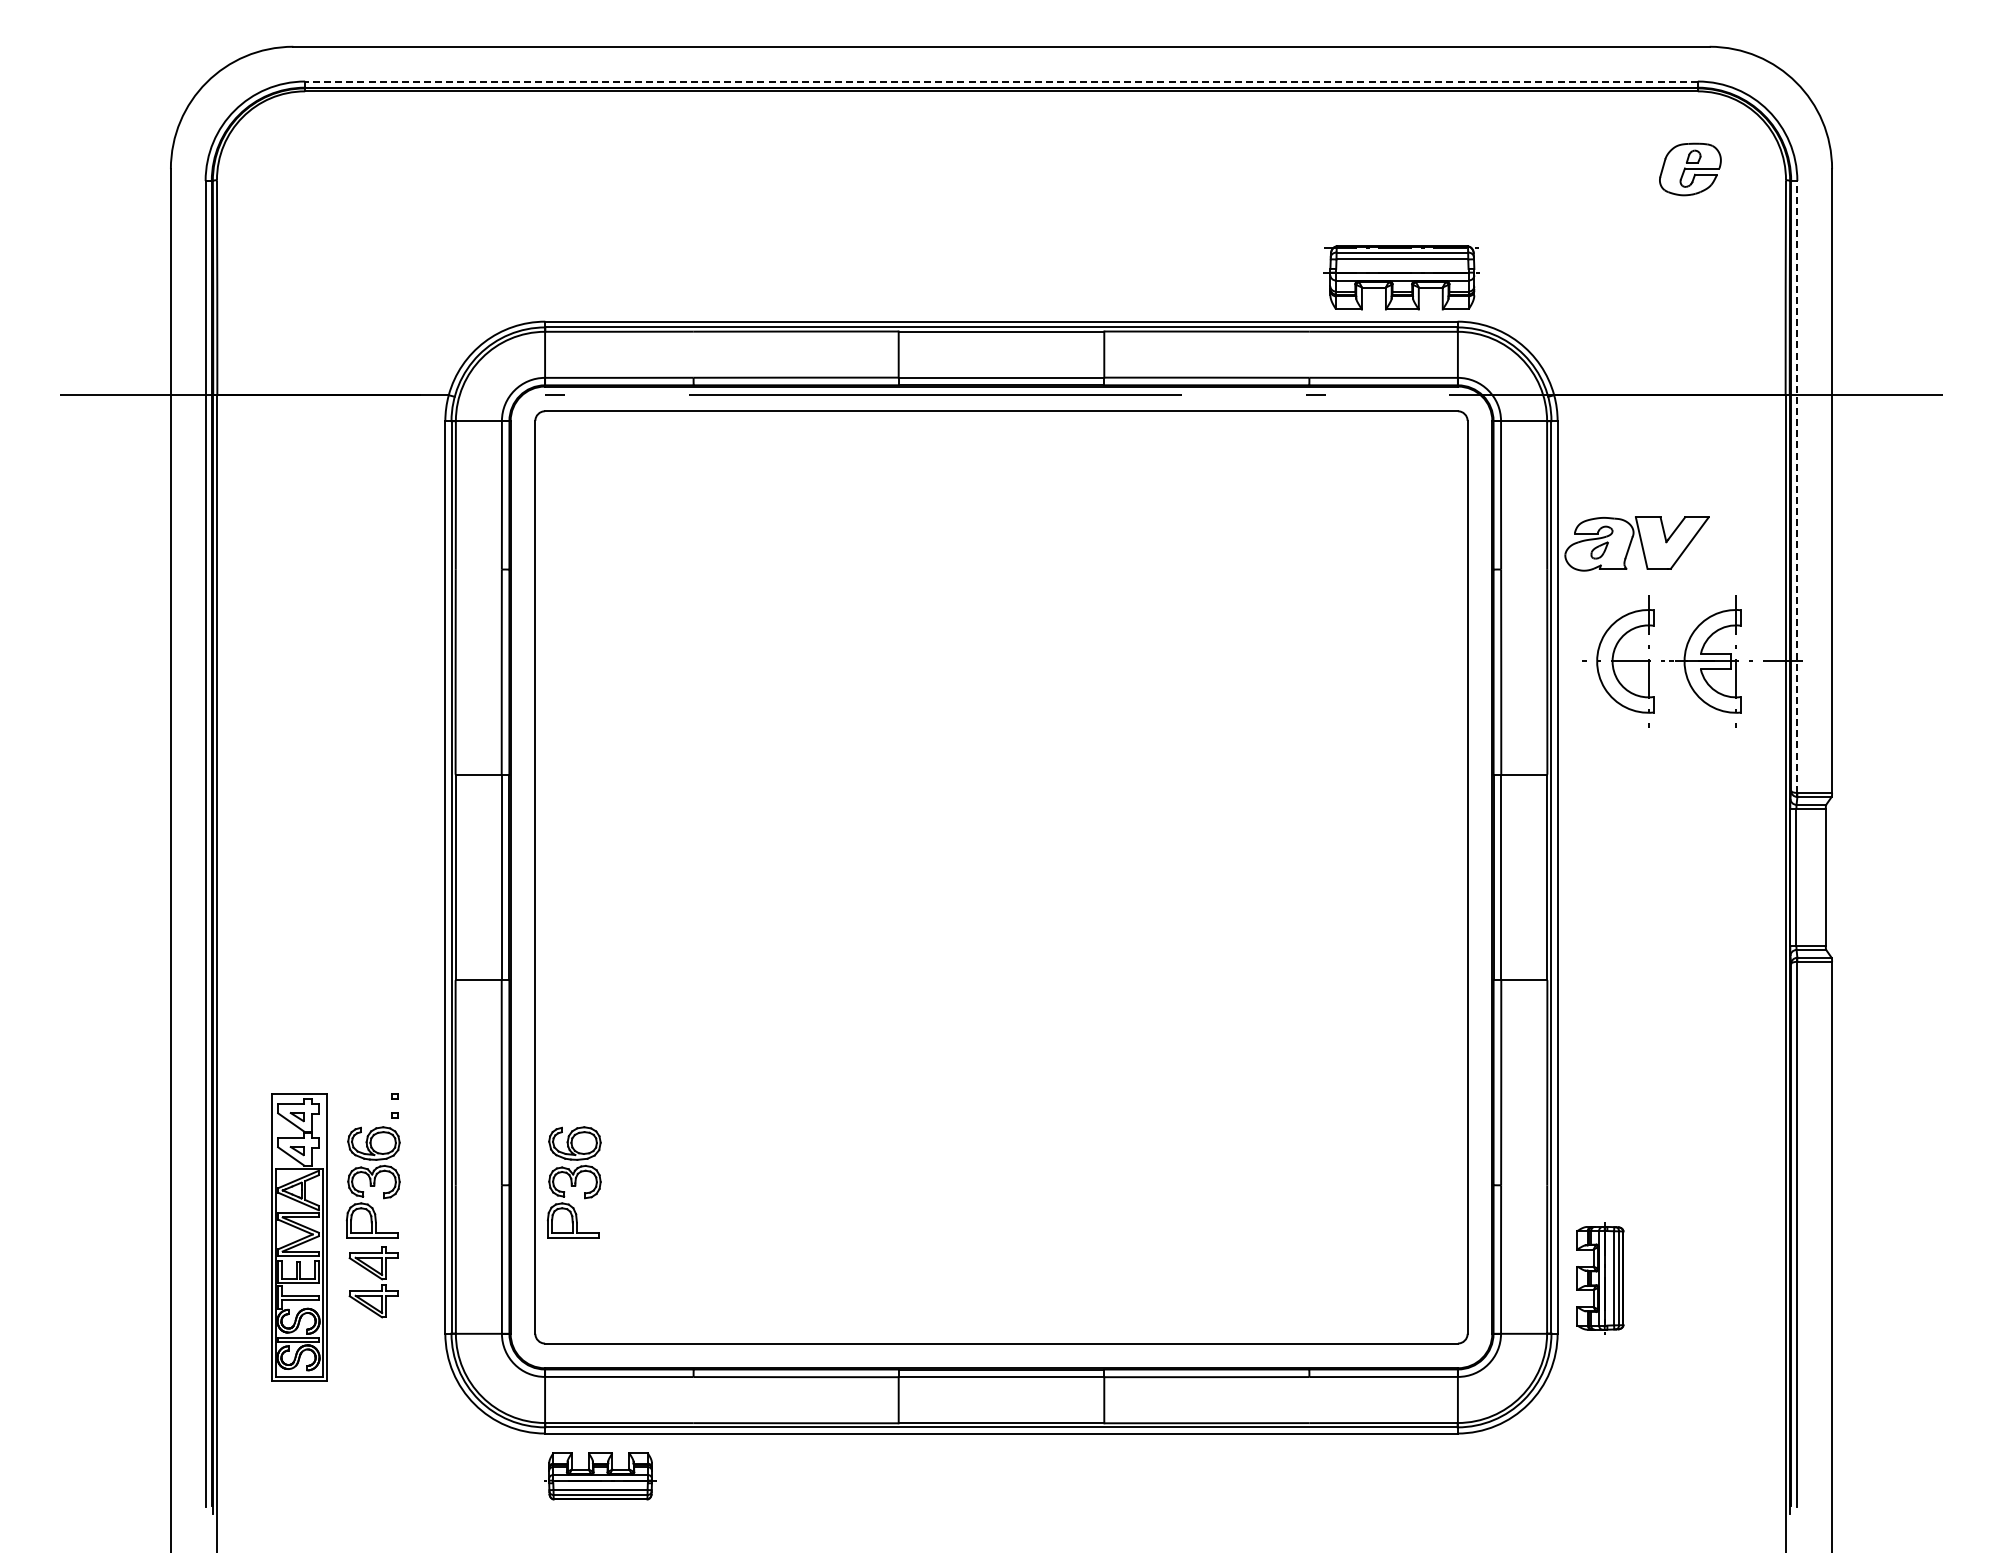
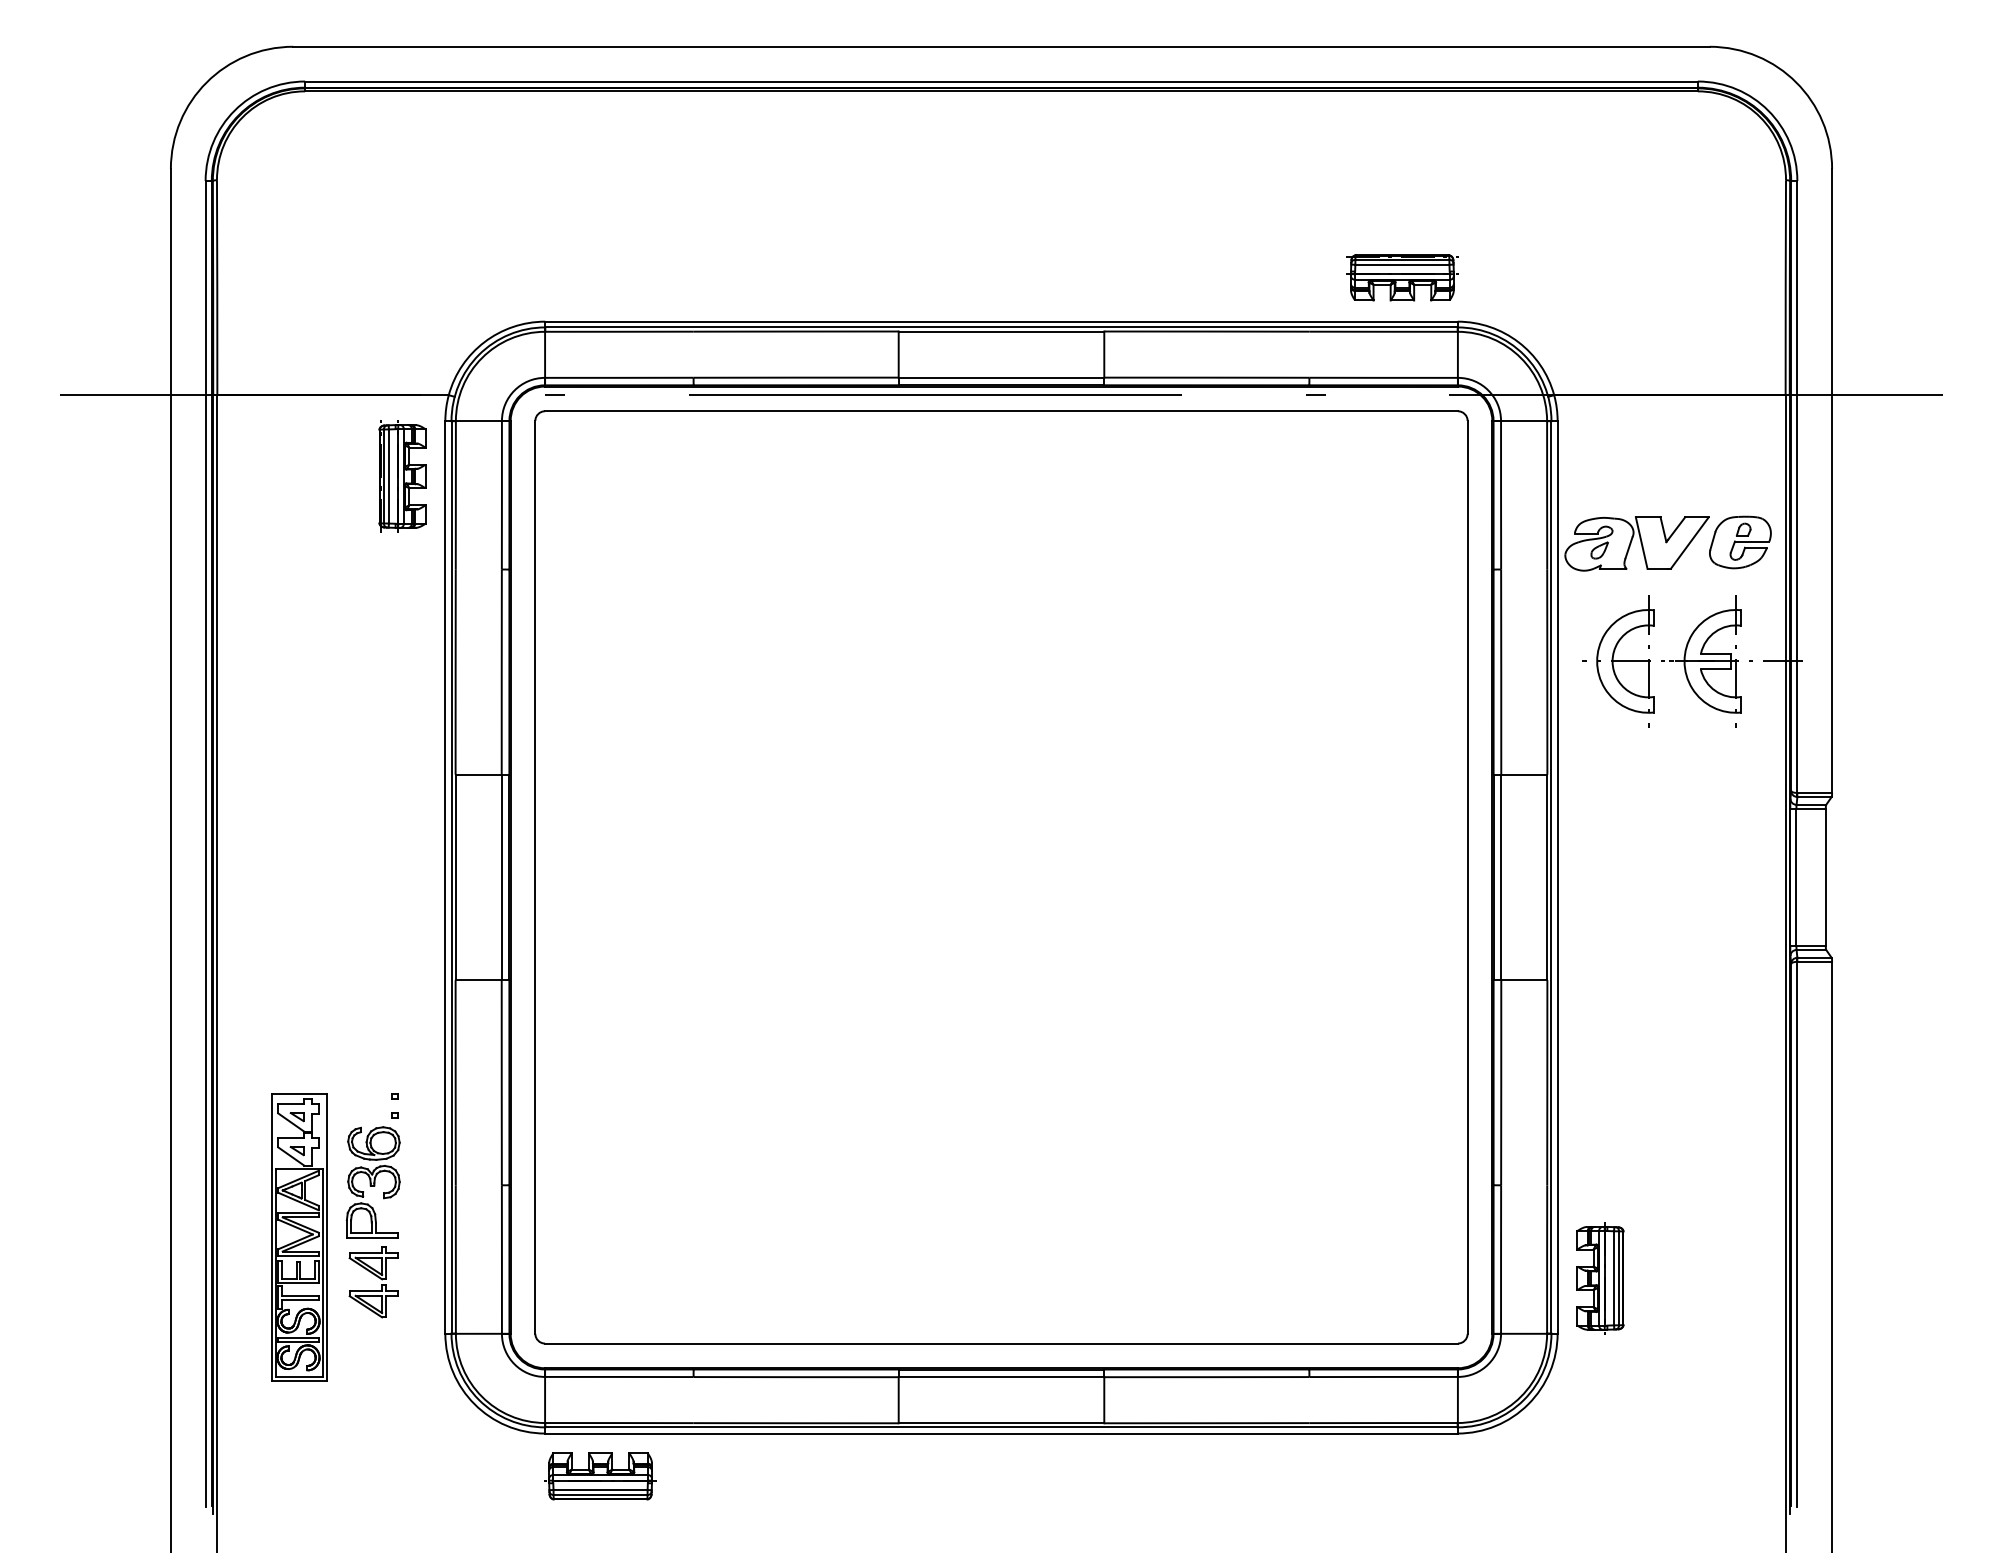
line: dashed -> solid (1000, 81)
part position: (1690, 169) -> (1740, 542) (1740, 542)
part size: 157x66 px -> 113x48 px (1402, 277)
part: none -> present (402, 476)
line: dashed -> solid (1797, 486)
part: present -> none (573, 1182)
